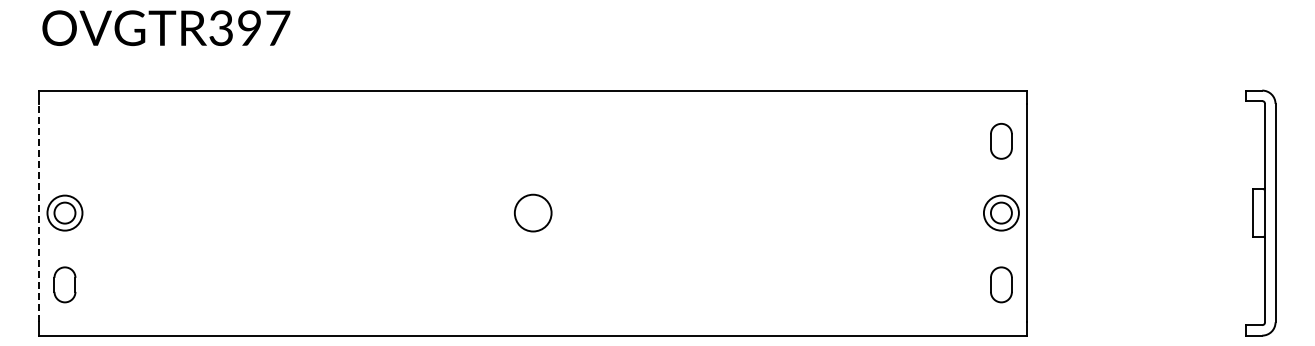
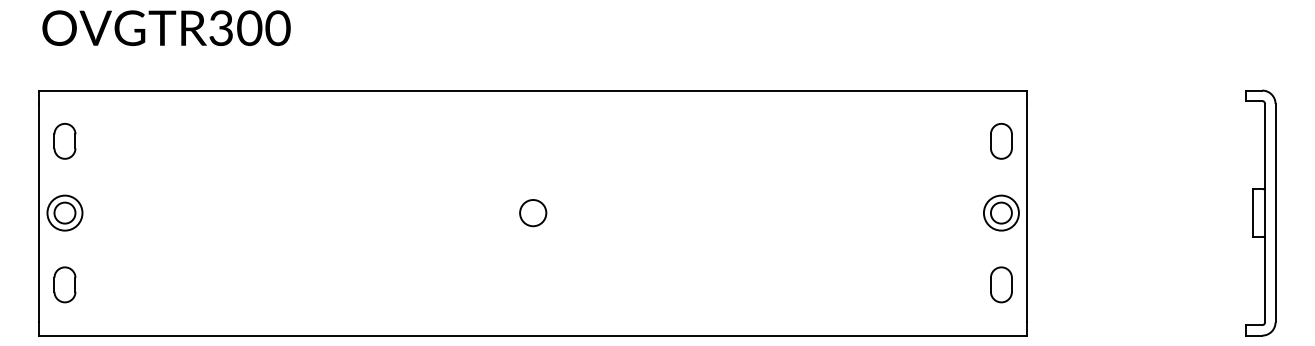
text: 397 -> 300 (263, 27)
part: none -> present (64, 141)
line: dashed -> solid (39, 212)
circle diameter: 37 px -> 26 px (533, 213)
